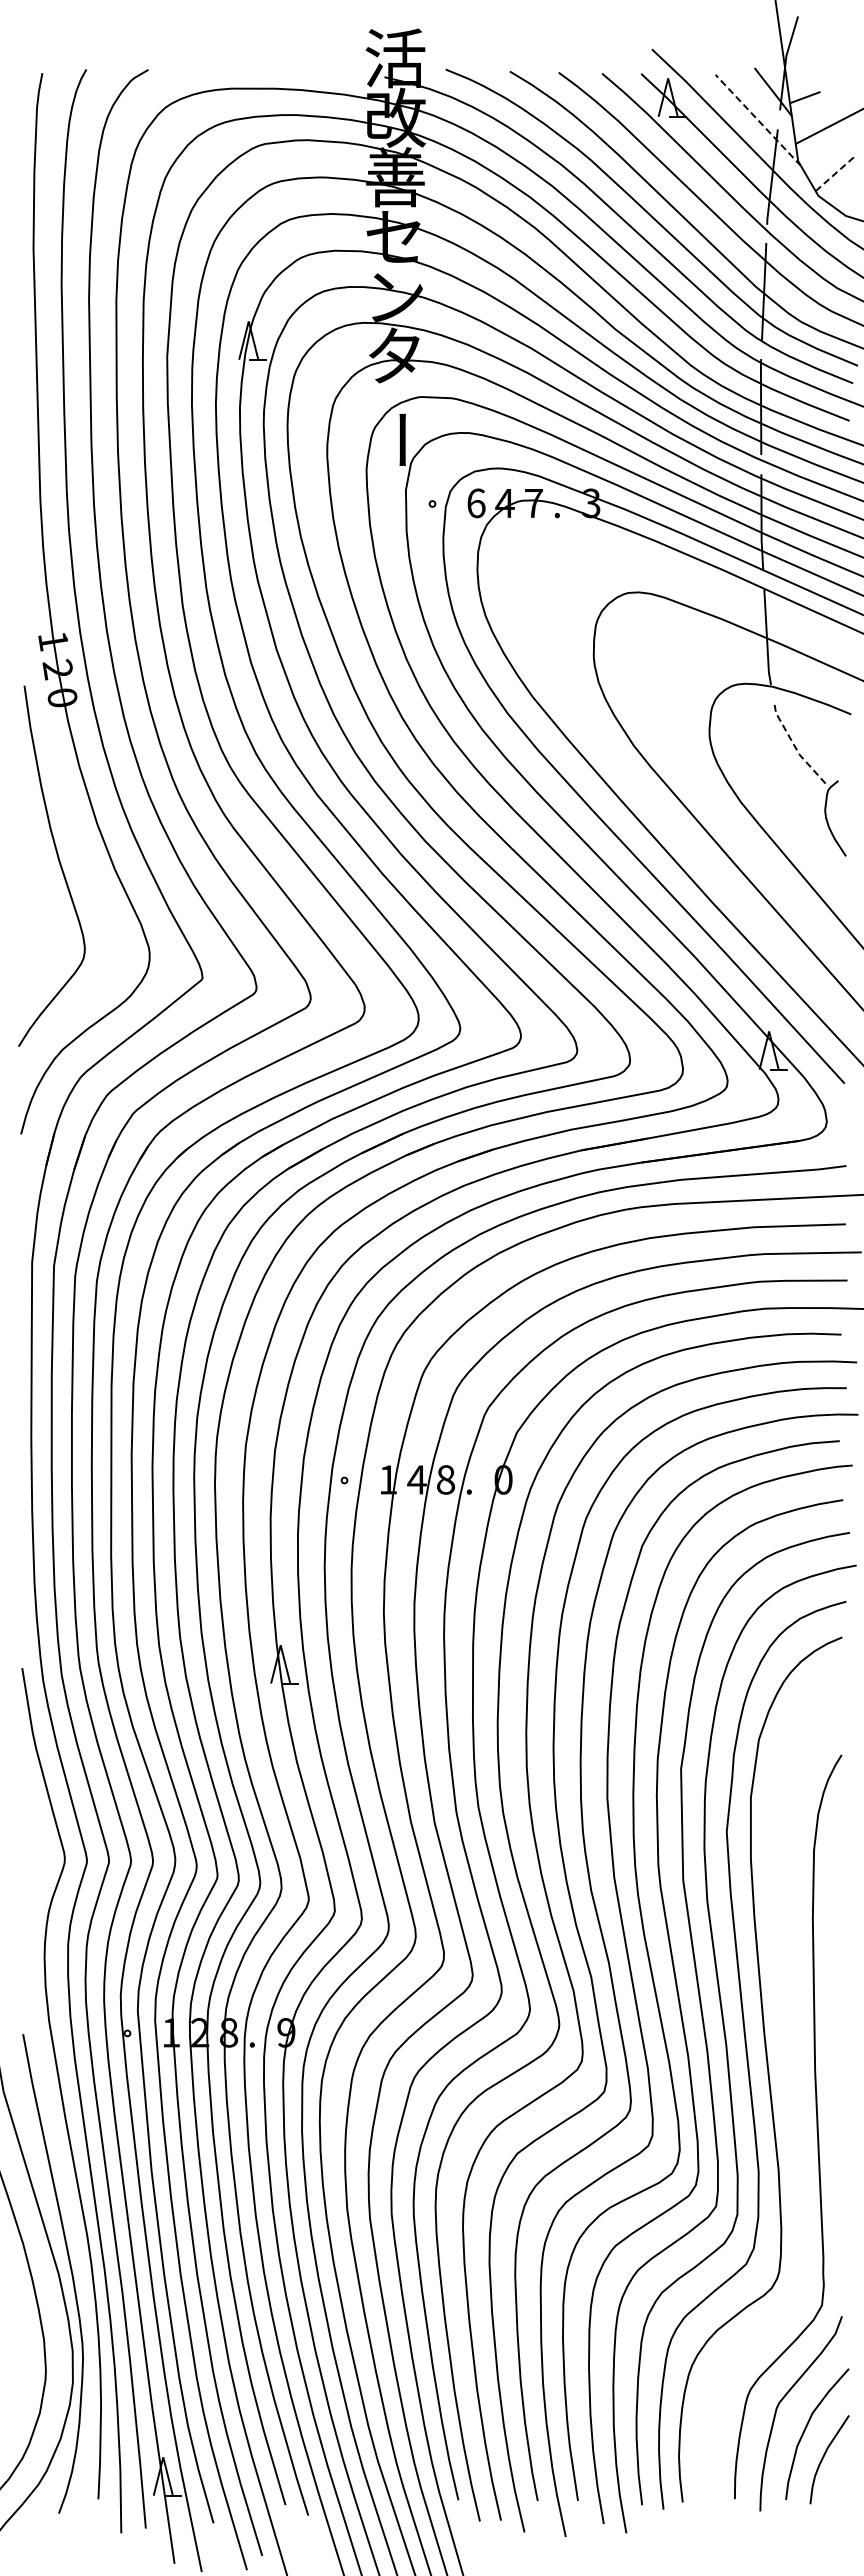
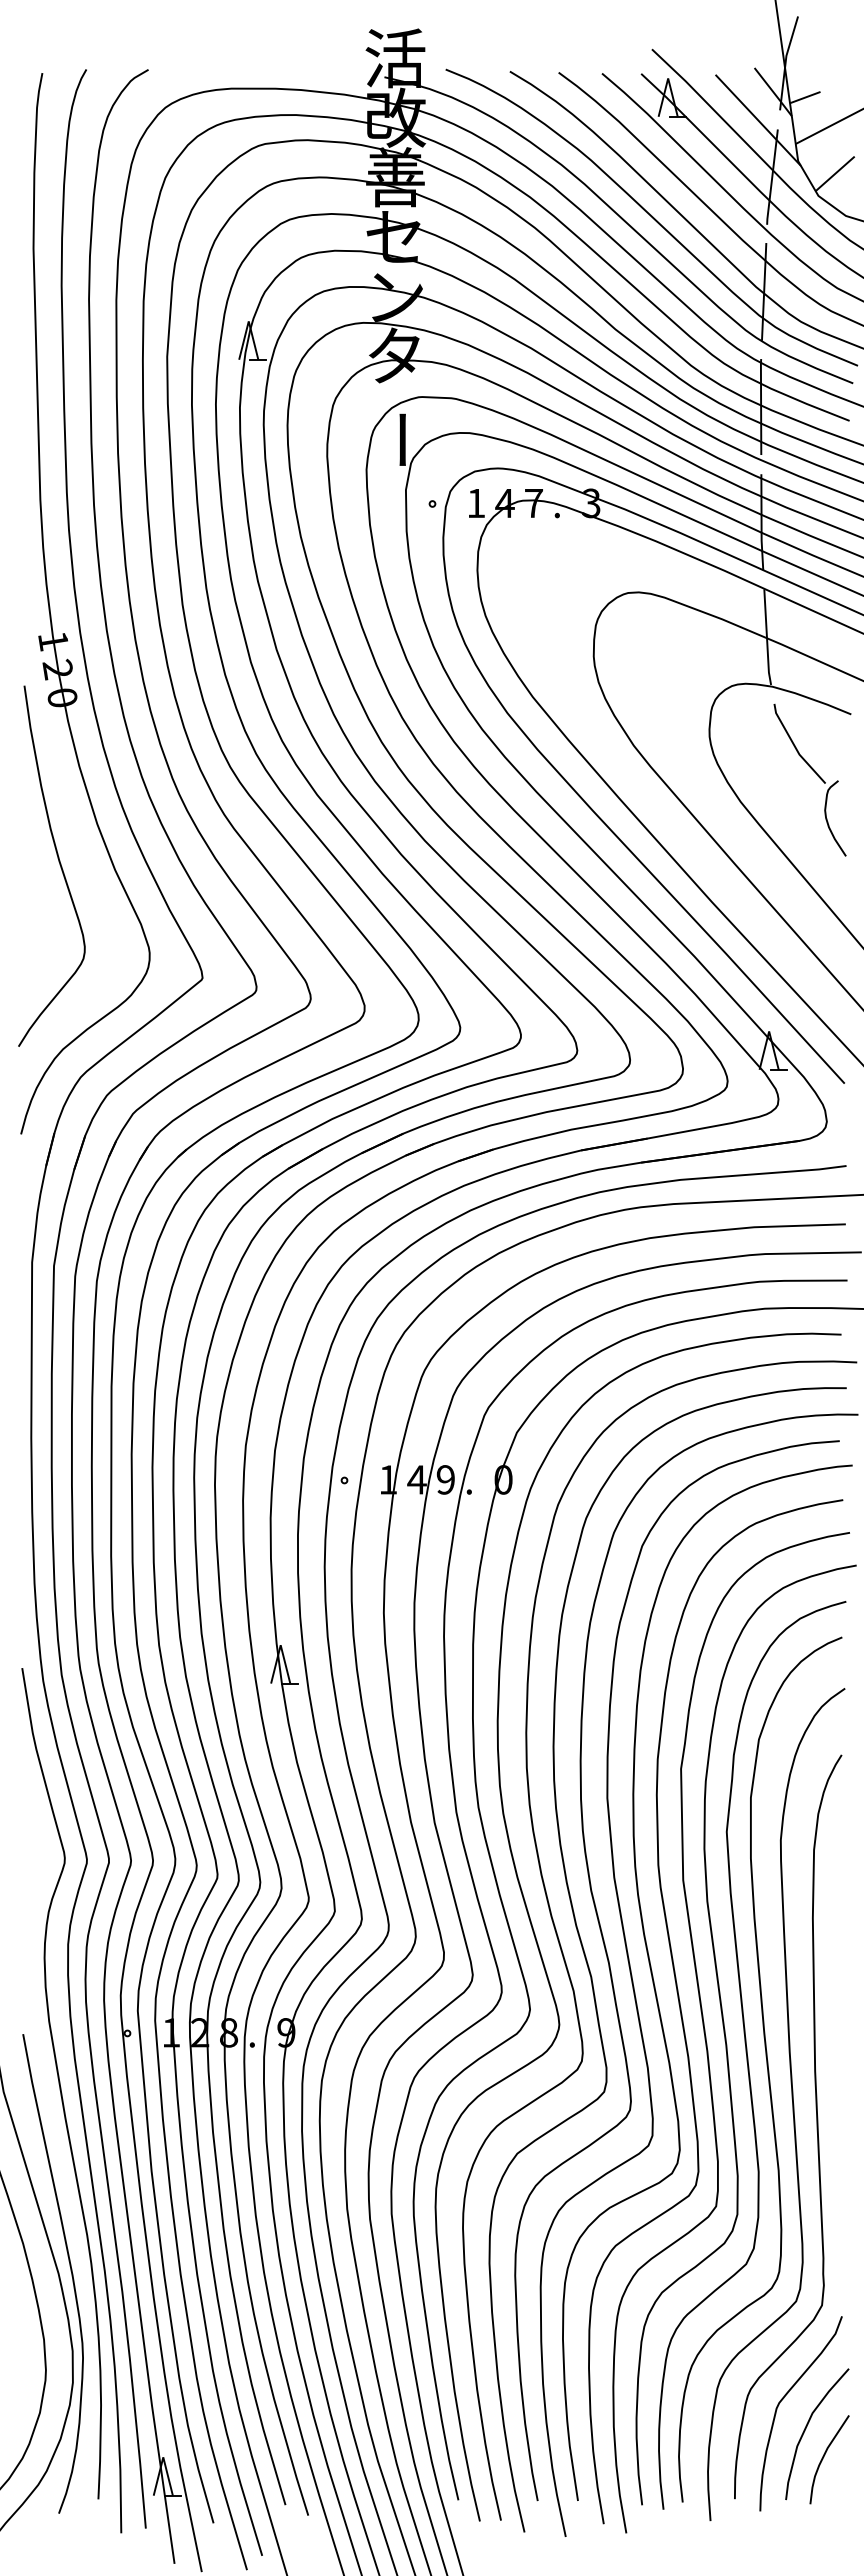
line: dashed -> solid (757, 120)
line: dashed -> solid (835, 173)
text: 6 -> 1 (476, 503)
line: dashed -> solid (794, 745)
text: 8 -> 9 (445, 1479)
curve: none -> present (792, 2104)
